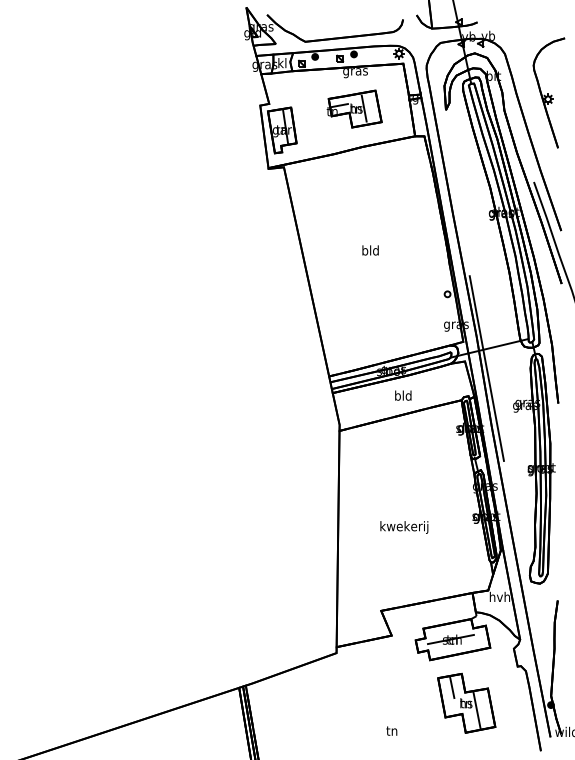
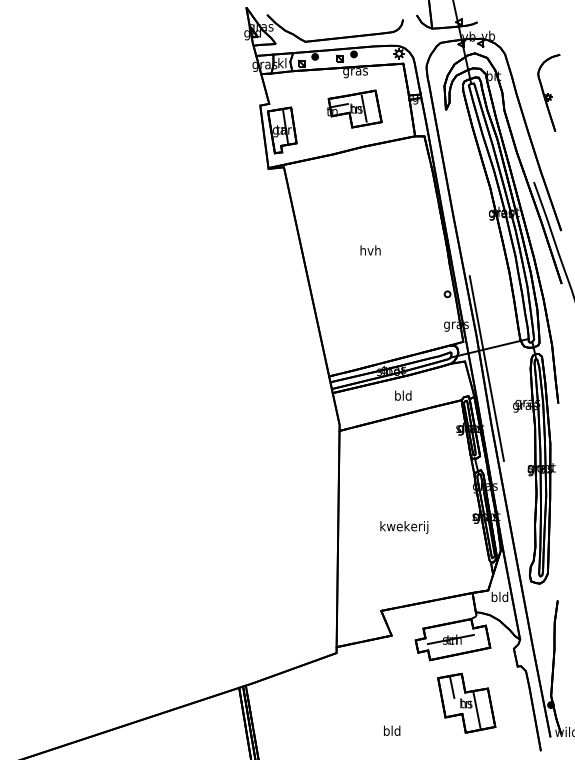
part size: 34x112 px -> 24x79 px (548, 92)
text: bld -> hvh (370, 250)
text: hvh -> bld (499, 596)
text: tn -> bld (392, 730)
